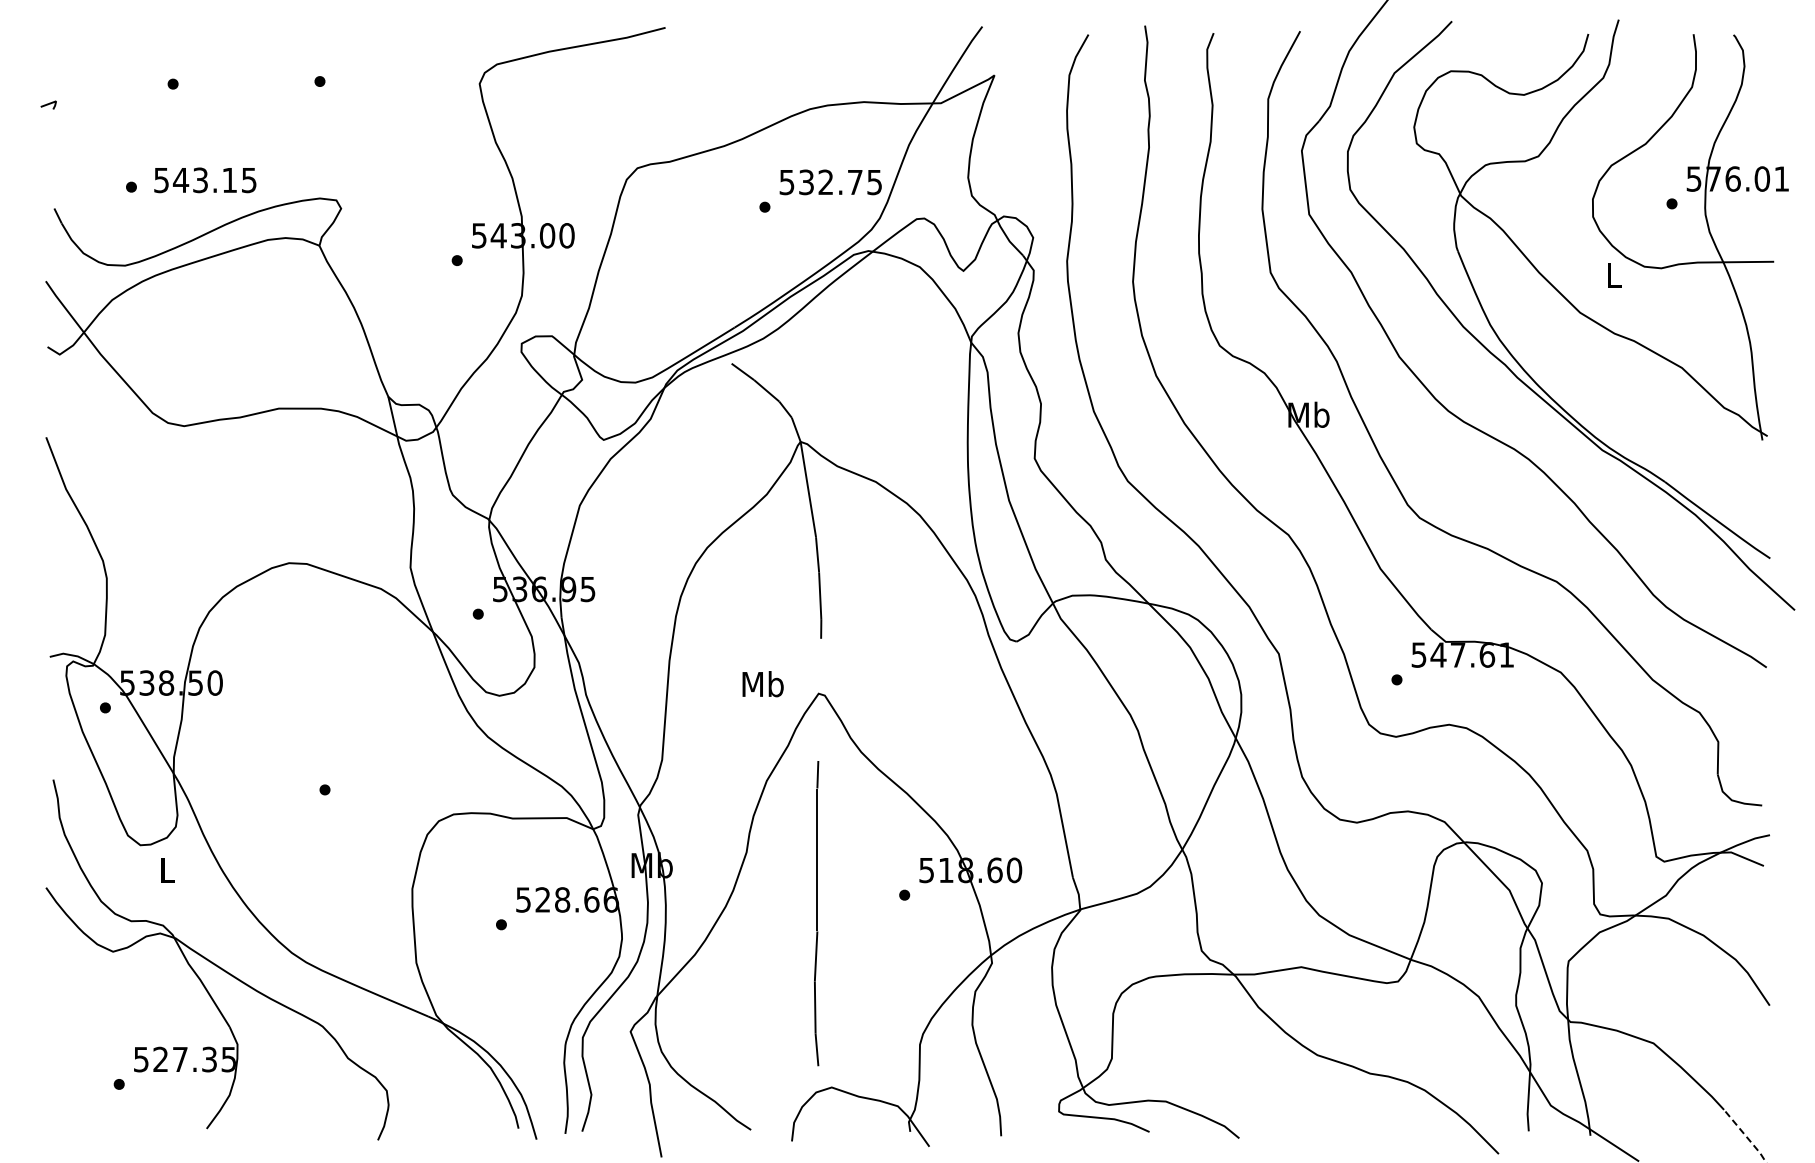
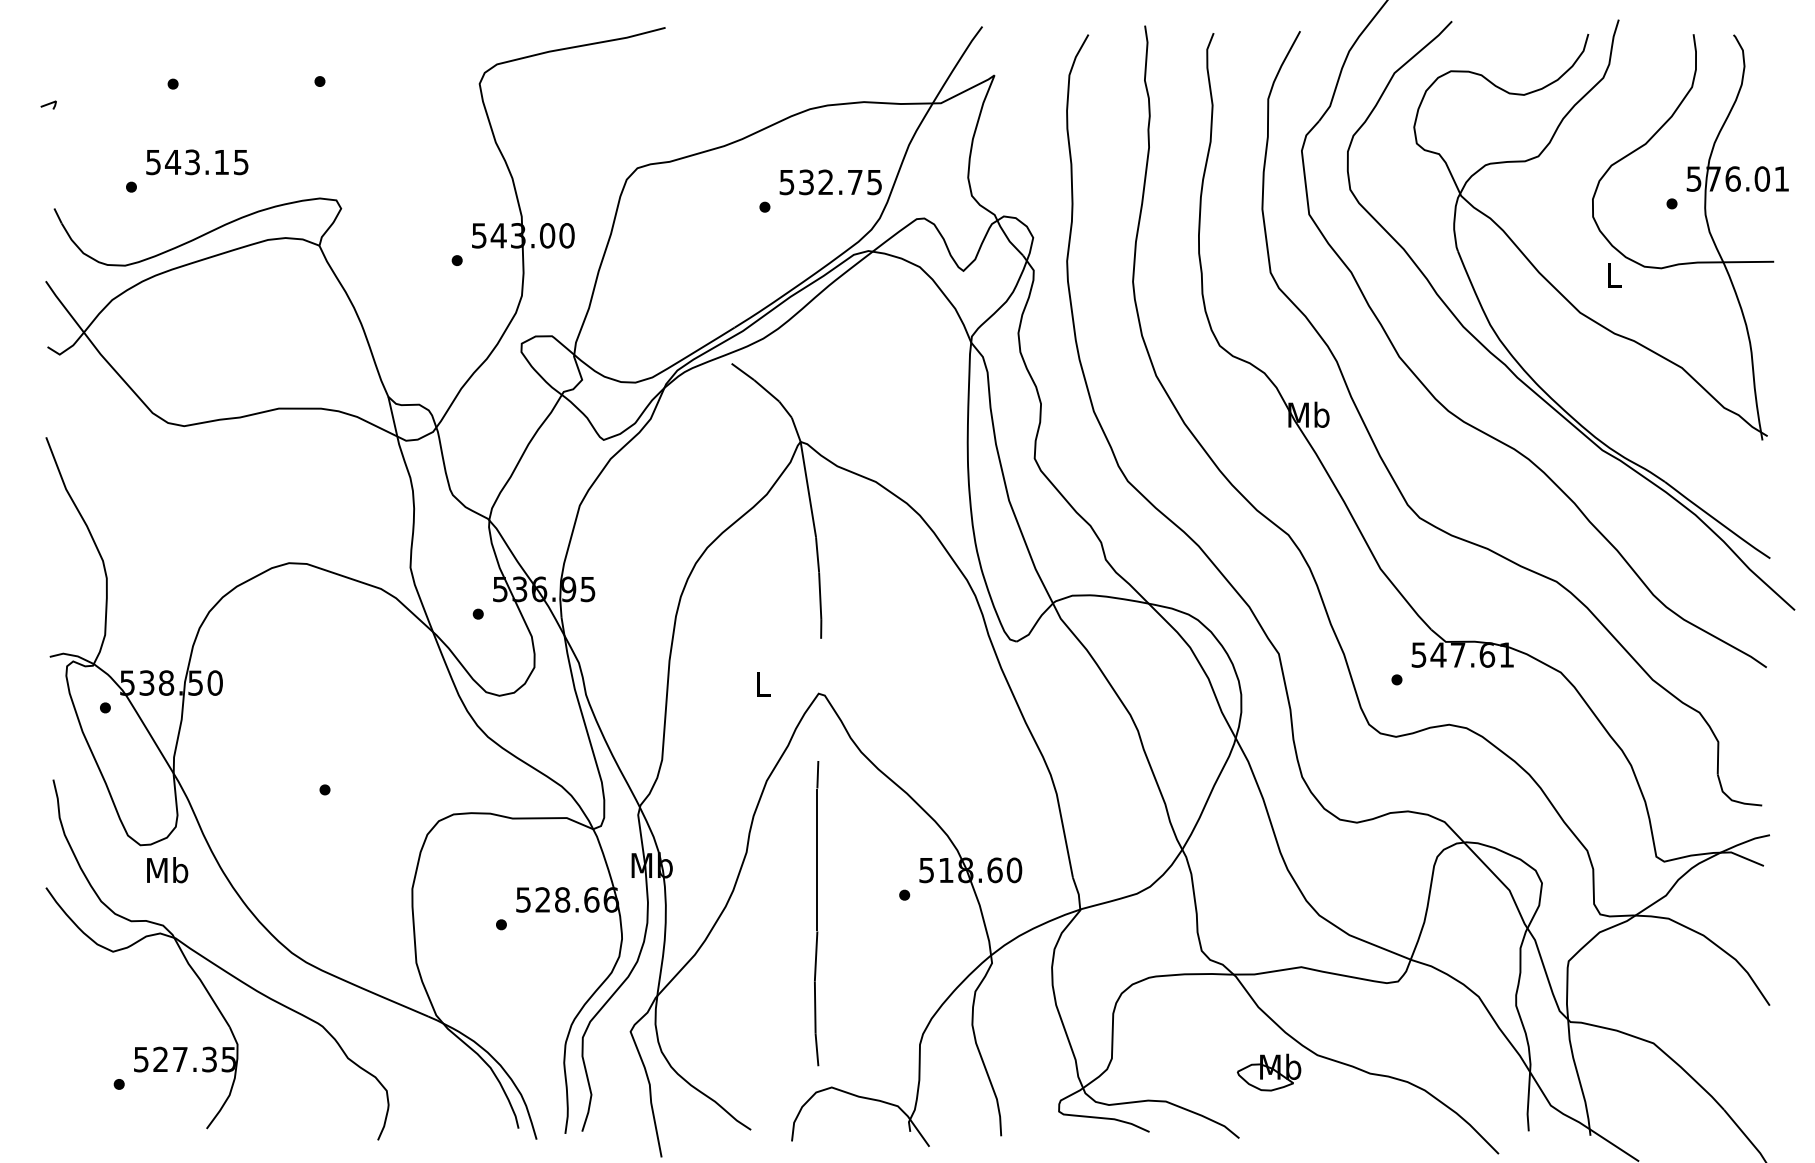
text position: (205, 180) -> (197, 162) (197, 162)
text: Mb -> L (762, 684)
text: L -> Mb (167, 870)
part: none -> present (1268, 1072)
line: dashed -> solid (1745, 1135)
